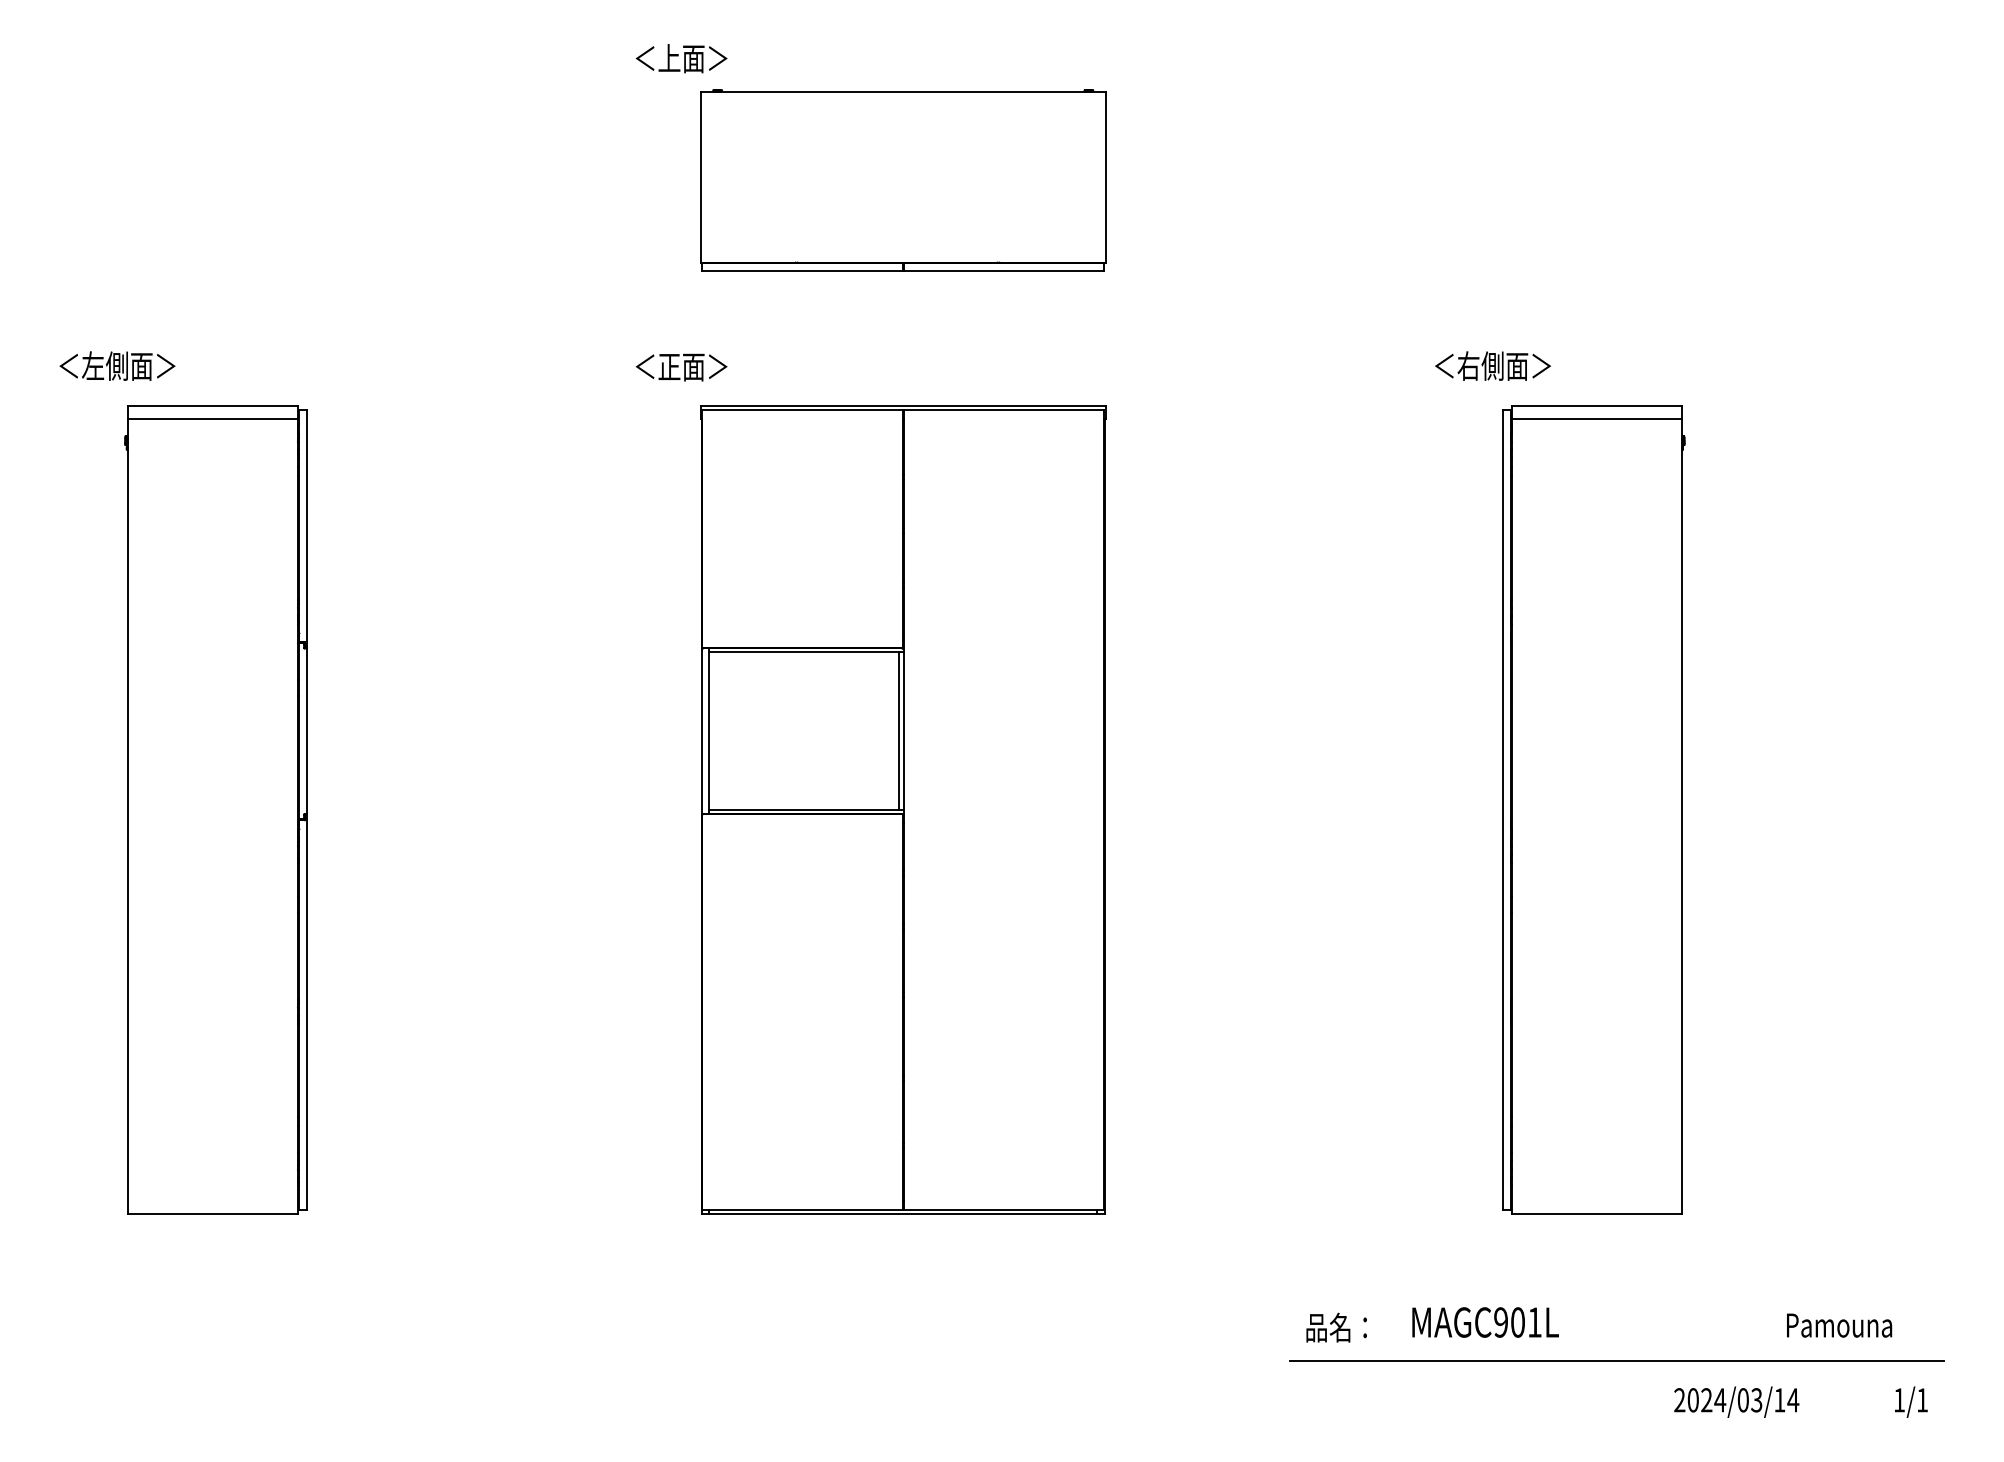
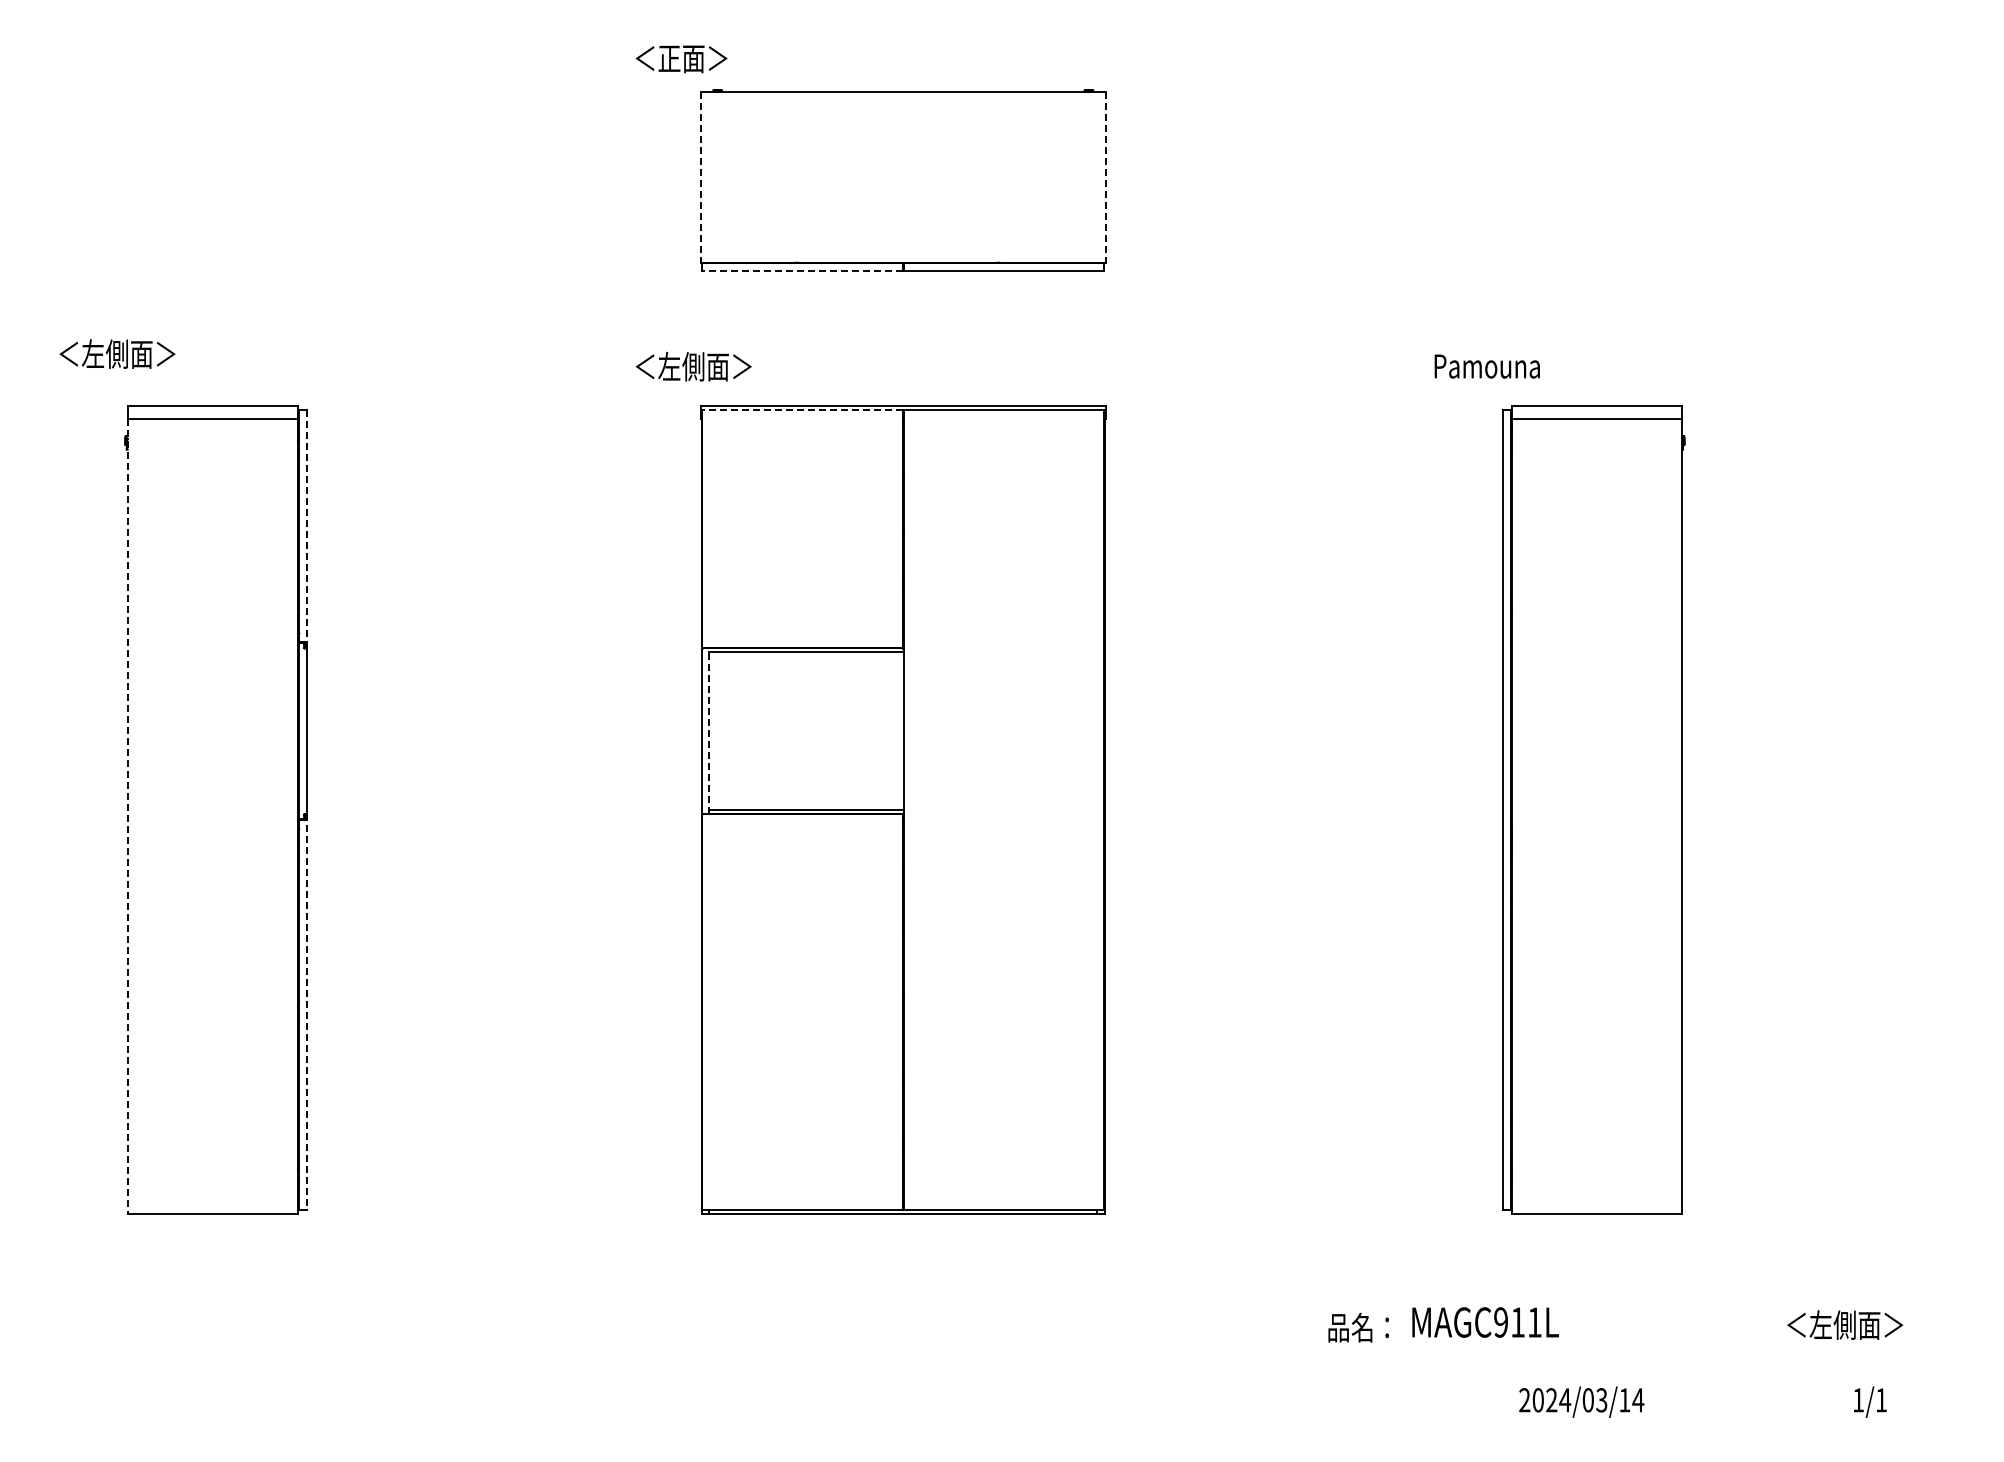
text: ＜上面＞ -> ＜正面＞ (669, 57)
line: solid -> dashed (701, 178)
line: solid -> dashed (1105, 178)
line: solid -> dashed (801, 271)
text position: (117, 365) -> (117, 353) (117, 353)
text: ＜右側面＞ -> Pamouna (1492, 365)
text: ＜正面＞ -> ＜左側面＞ (704, 366)
line: solid -> dashed (801, 410)
line: solid -> dashed (306, 529)
line: present -> none (899, 730)
line: solid -> dashed (709, 731)
line: solid -> dashed (127, 816)
line: solid -> dashed (306, 1012)
text: MAGC901L -> MAGC911L (1517, 1322)
text: Pamouna -> ＜左側面＞ (1845, 1324)
text position: (1336, 1327) -> (1358, 1327) (1358, 1327)
line: present -> none (1616, 1361)
text position: (1736, 1401) -> (1581, 1401) (1581, 1401)
text position: (1911, 1401) -> (1870, 1401) (1870, 1401)
